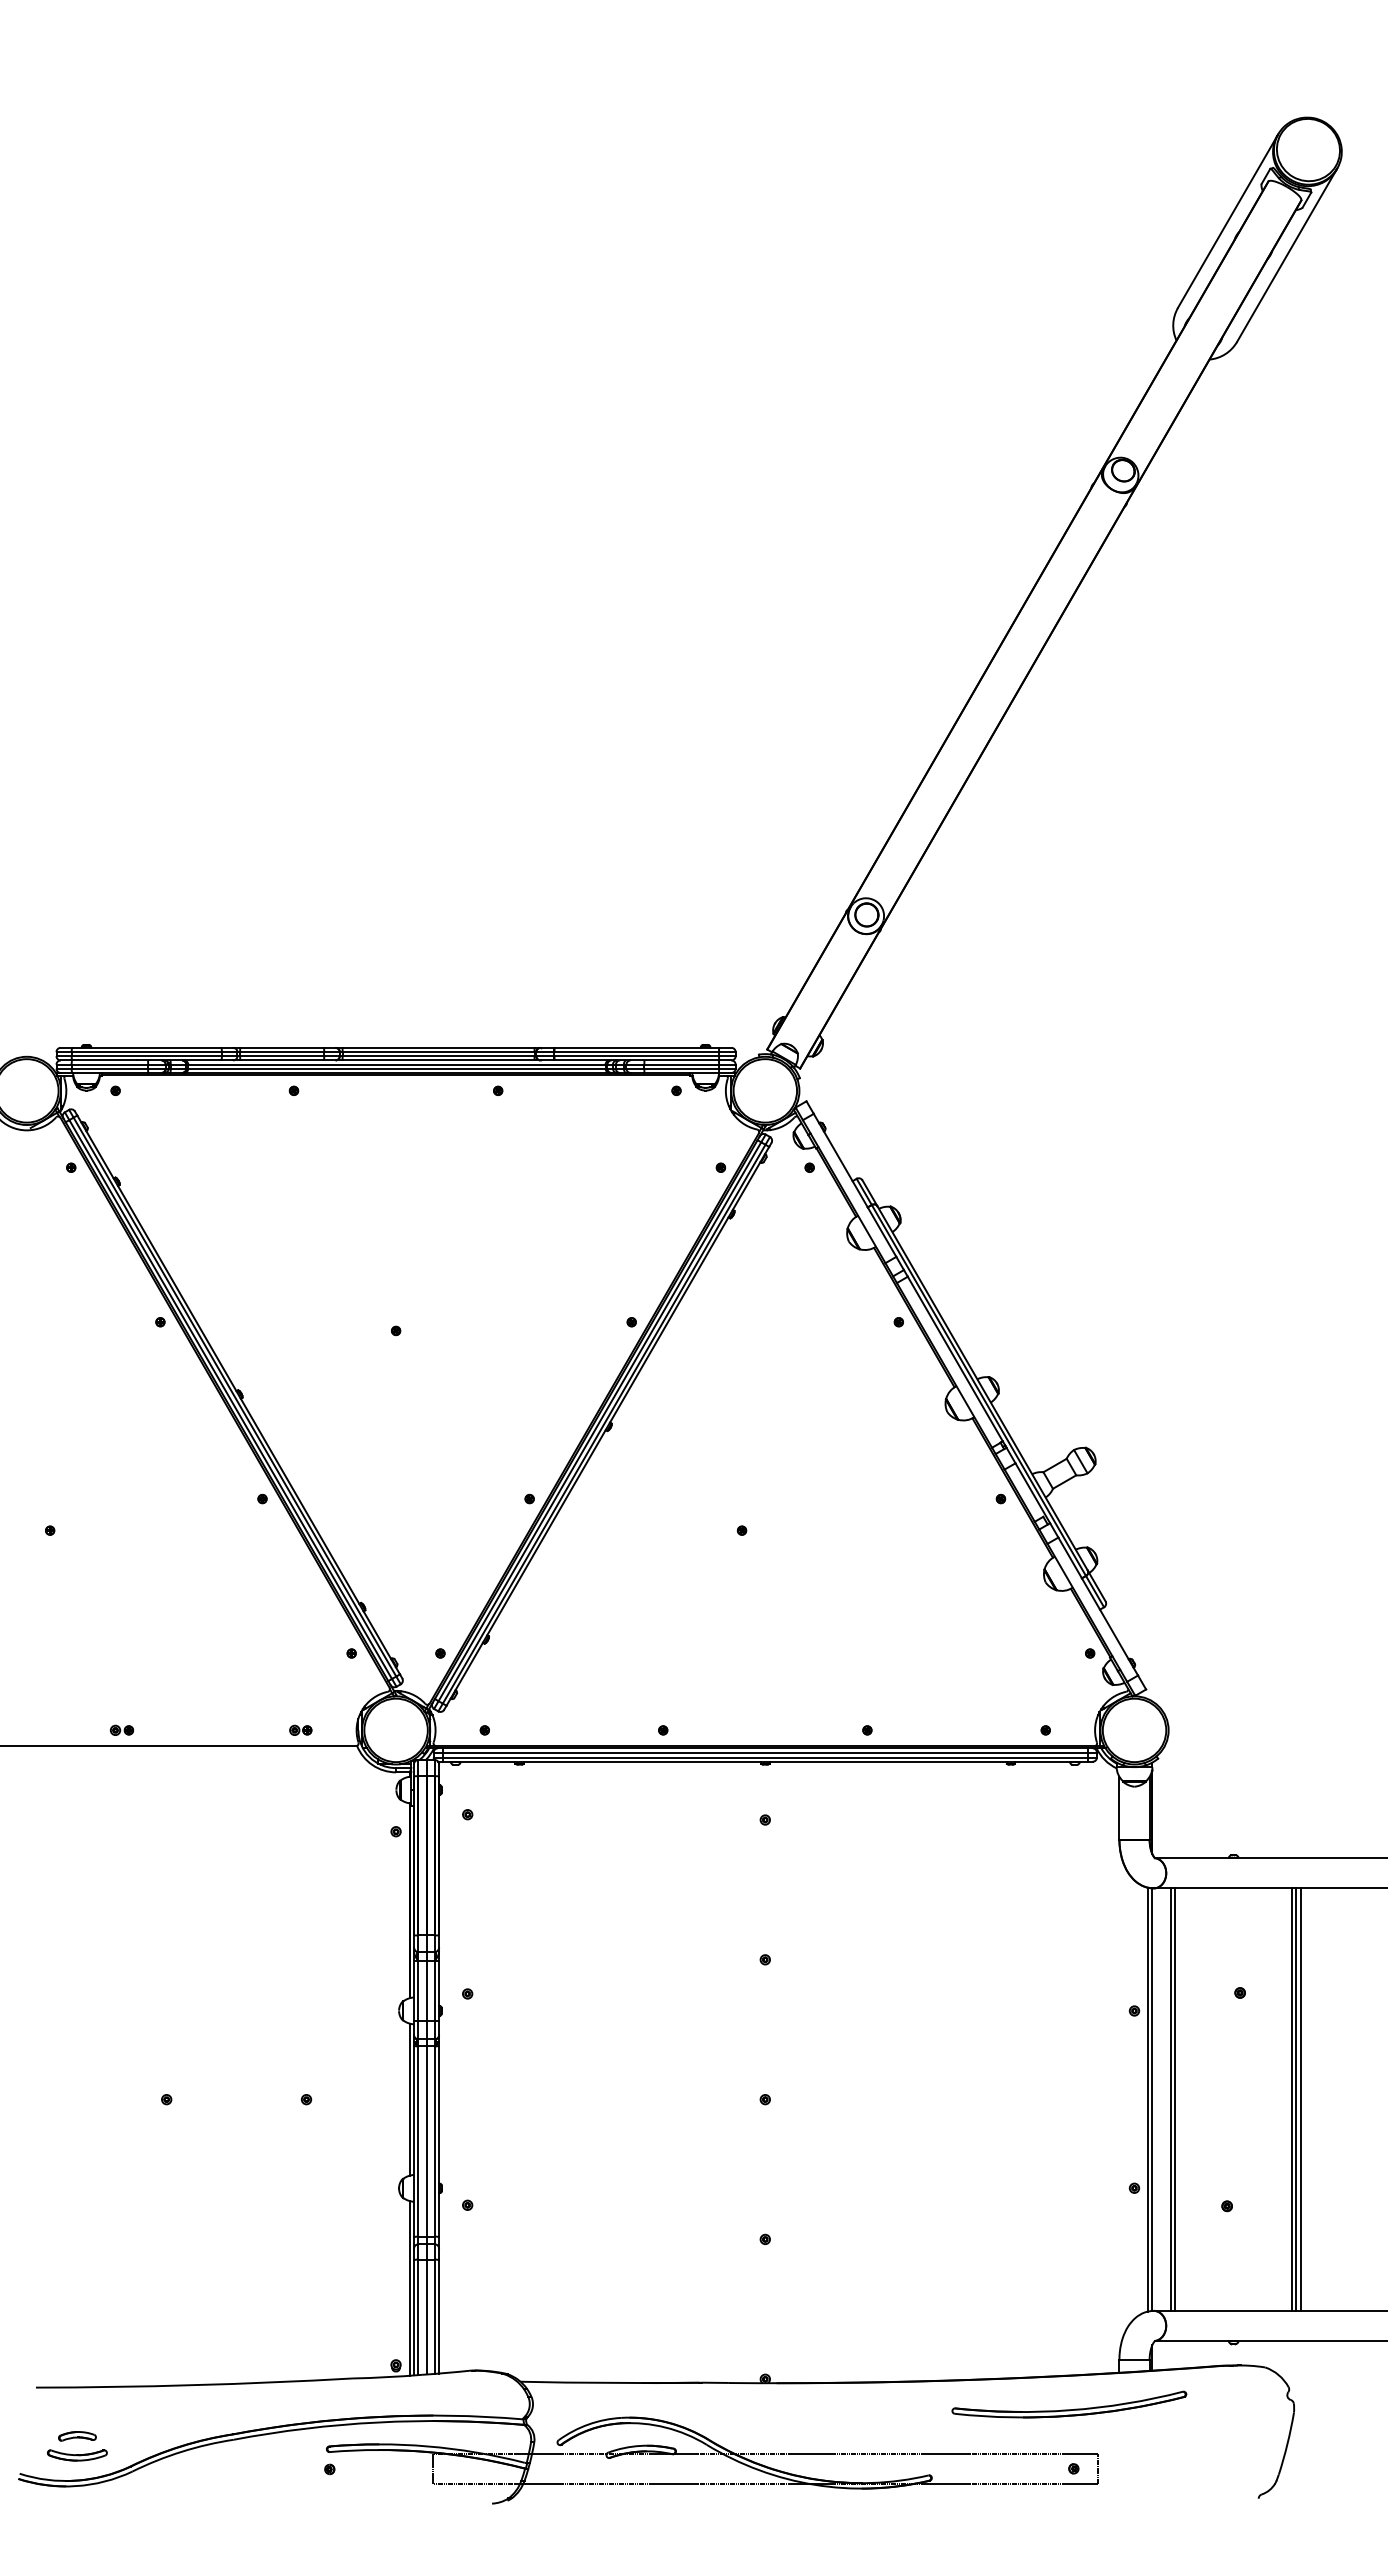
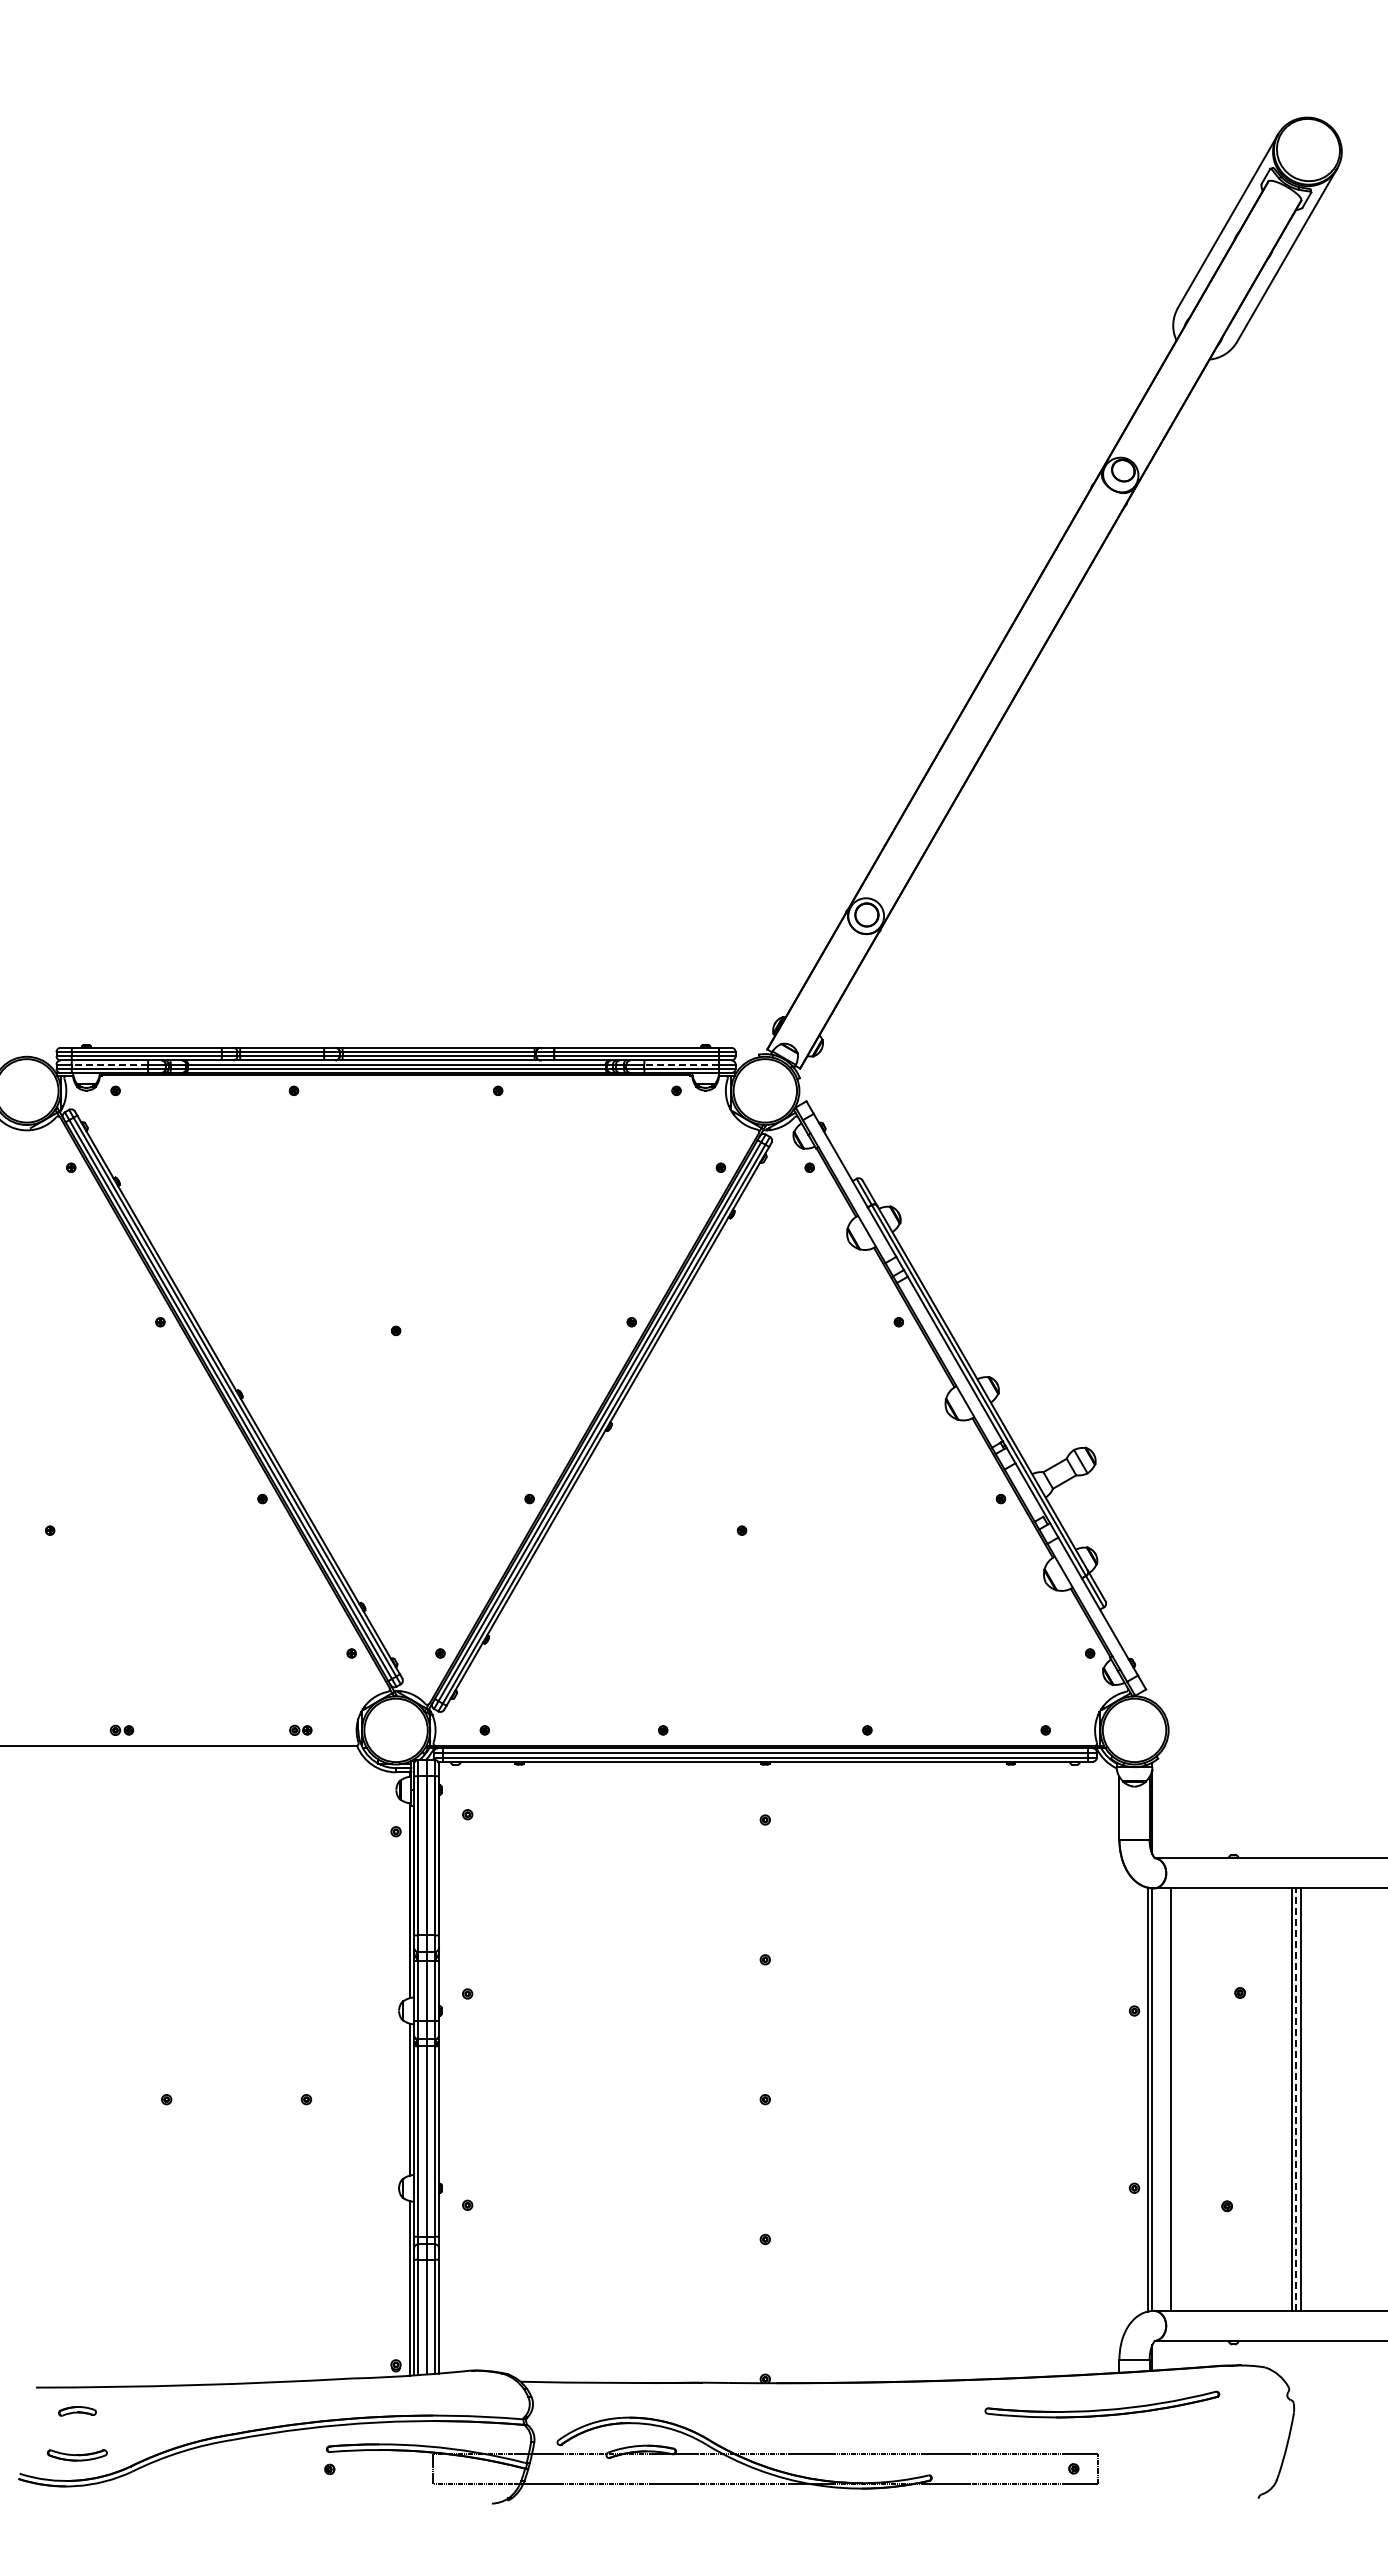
line: solid -> dashed (109, 1064)
line: solid -> dashed (681, 1064)
line: present -> none (1175, 2099)
line: solid -> dashed (1296, 2099)
part position: (1069, 2404) -> (1102, 2404) (1102, 2404)
part position: (77, 2436) -> (77, 2411) (77, 2411)
